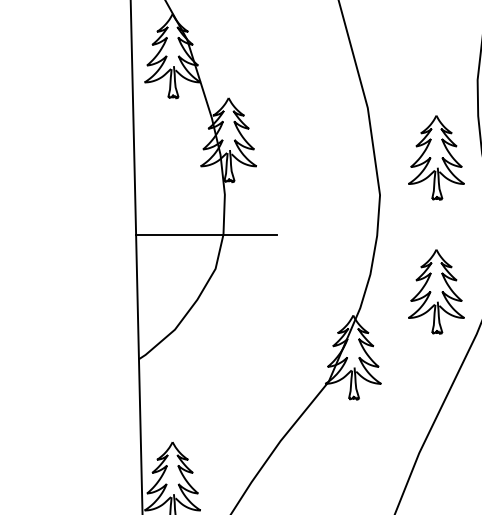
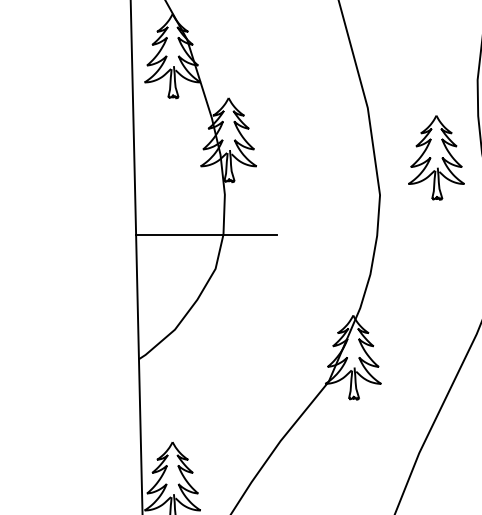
part: present -> none (436, 291)
